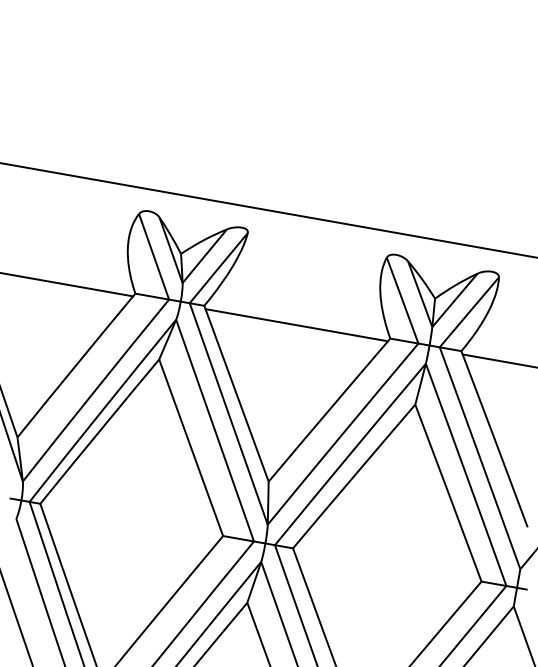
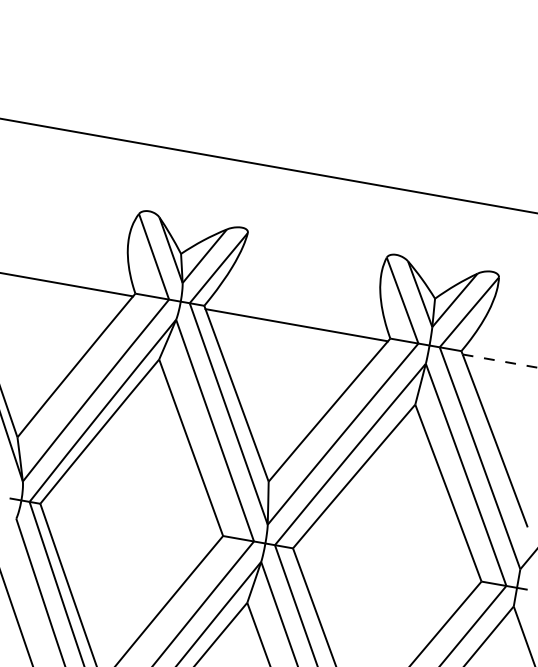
line position: (268, 210) -> (268, 165) (268, 165)
line: solid -> dashed (499, 361)
